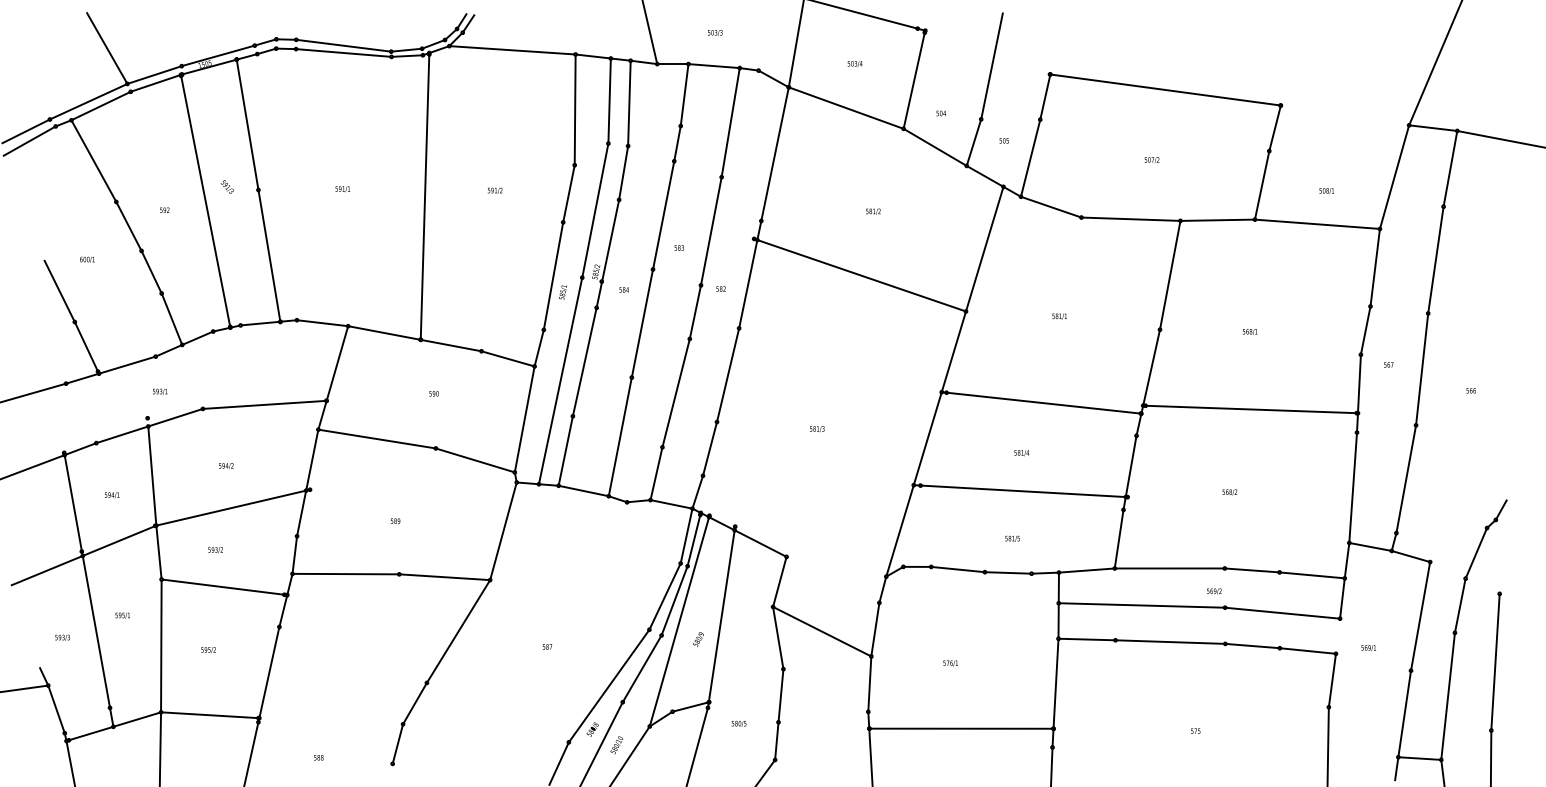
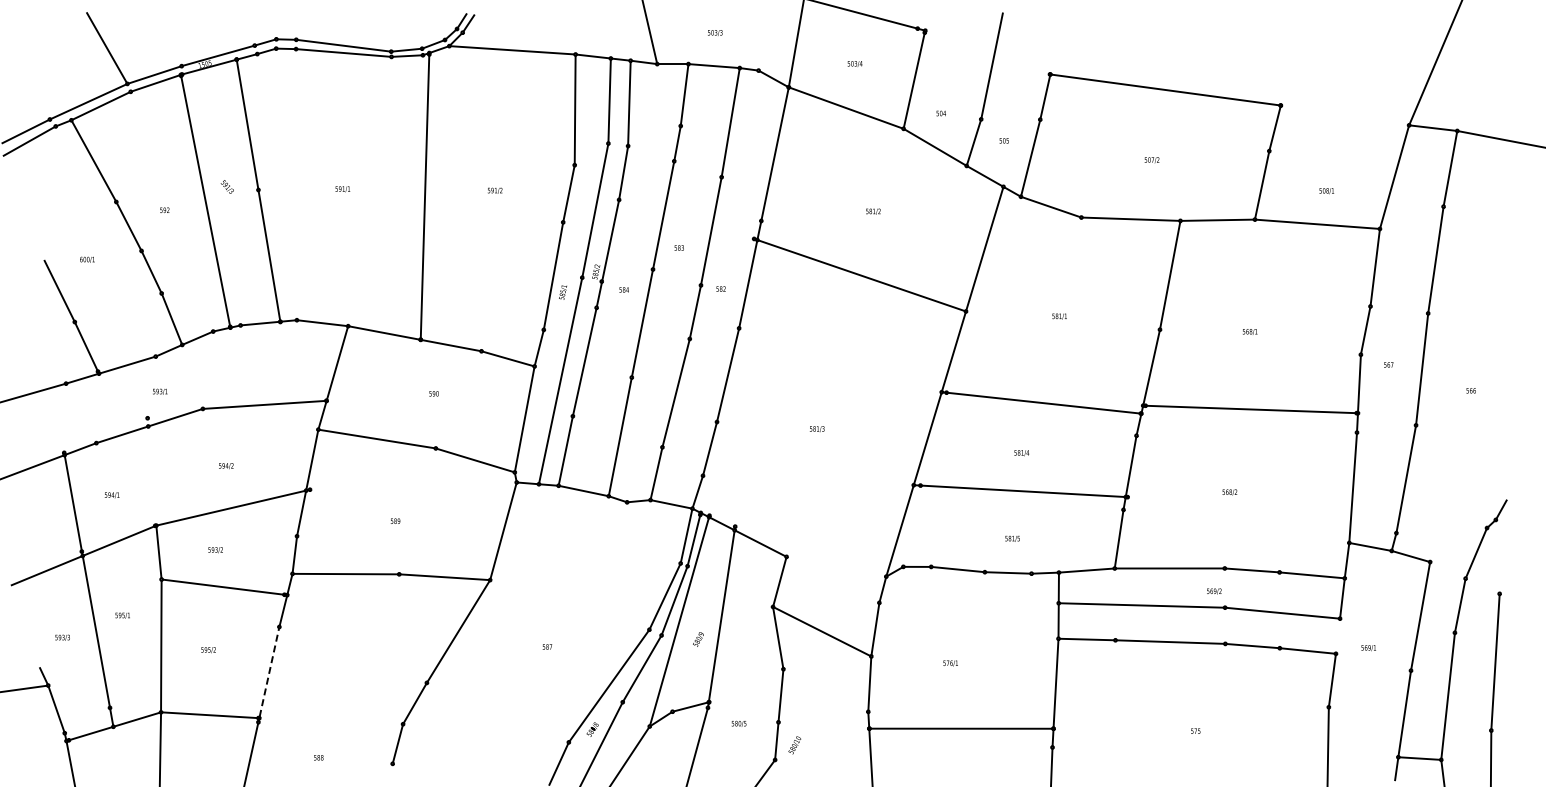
line: present -> none (152, 475)
line: solid -> dashed (269, 672)
text position: (616, 745) -> (794, 745) (794, 745)
